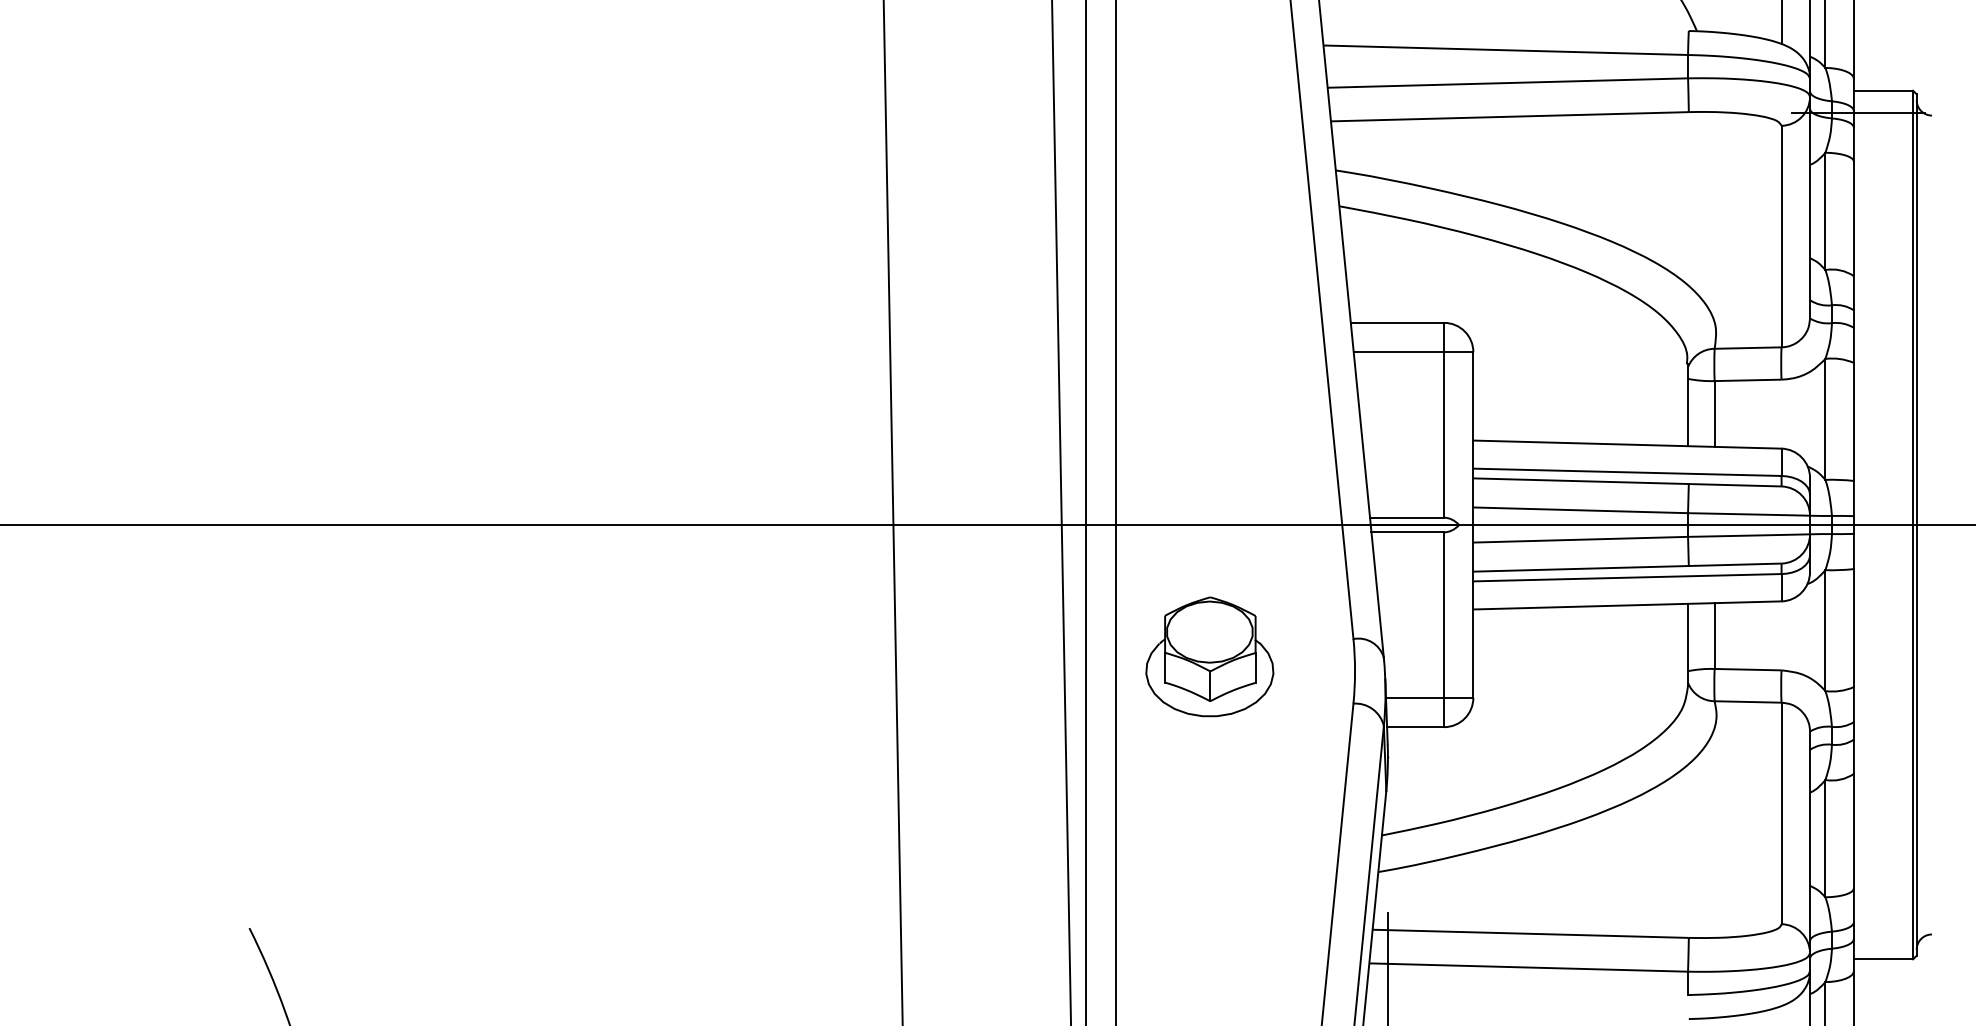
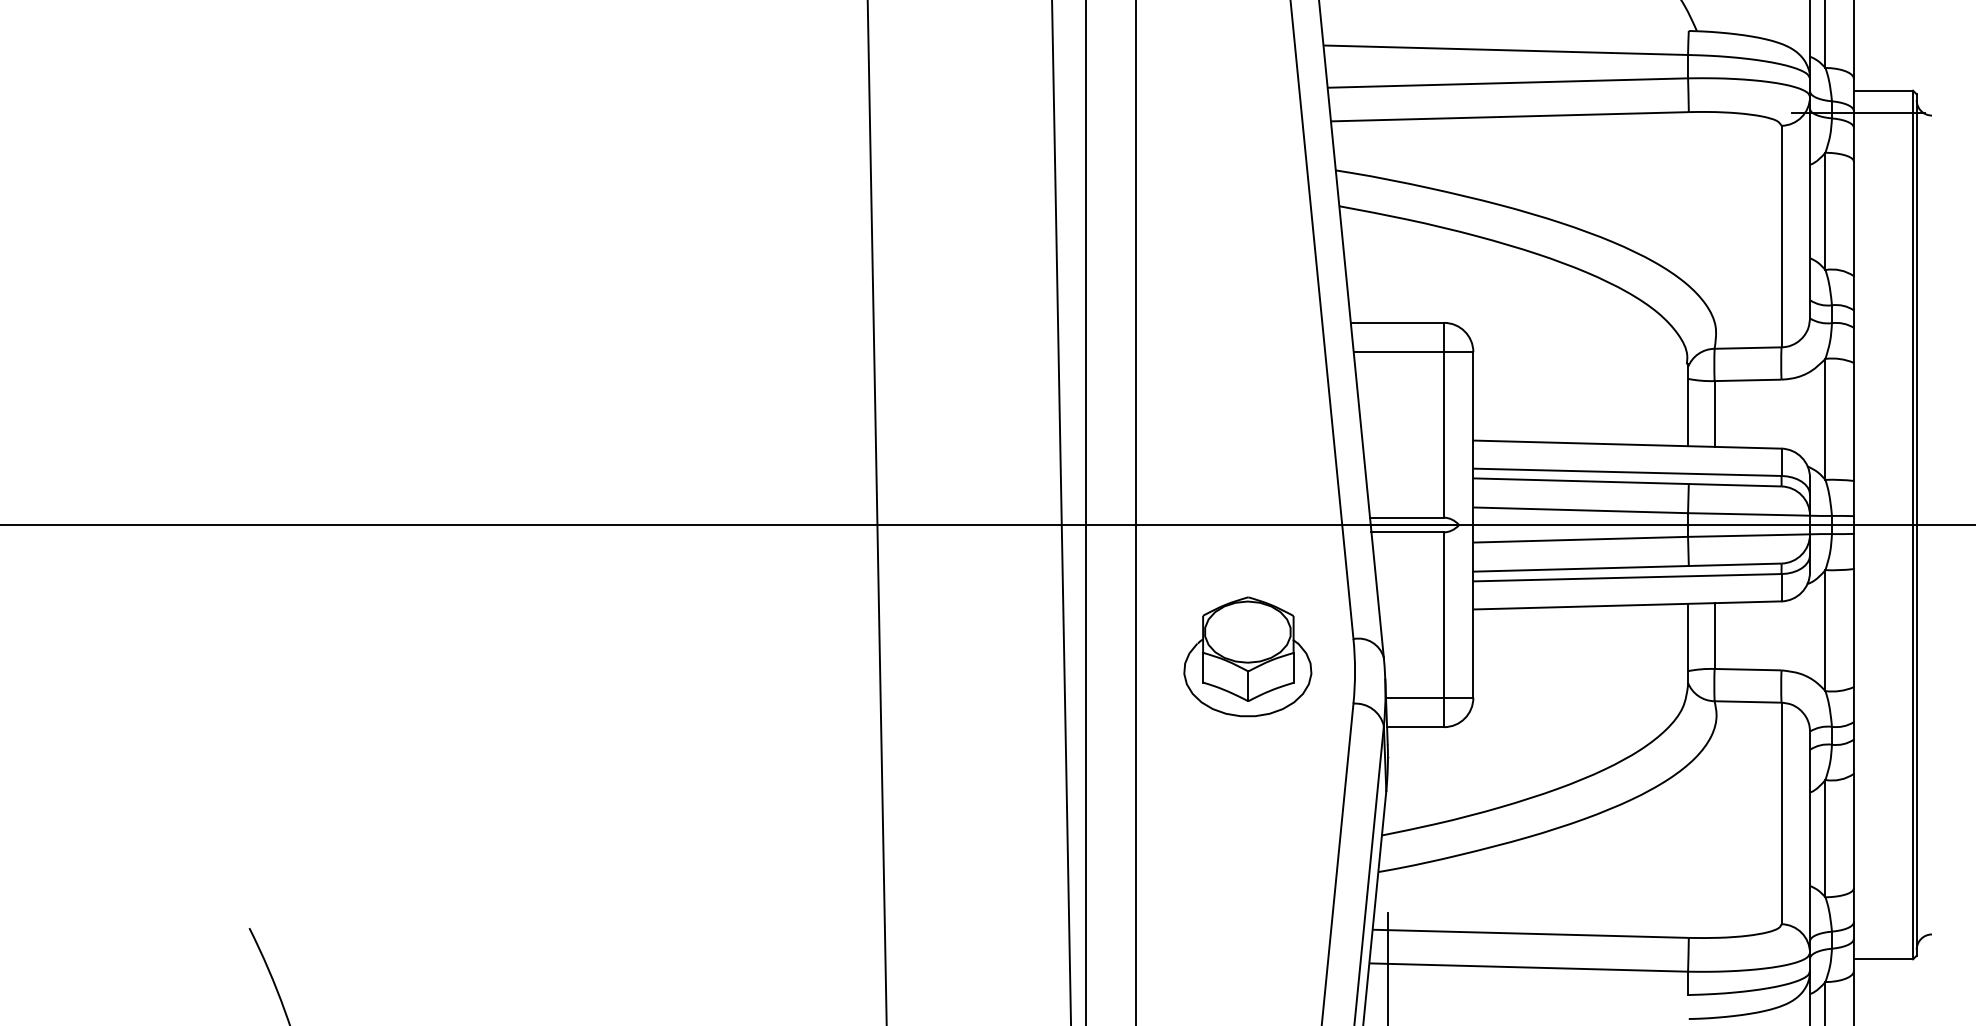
line: present -> none (1781, 23)
line position: (892, 512) -> (876, 512) (876, 512)
line position: (1116, 512) -> (1136, 512) (1136, 512)
part position: (1209, 656) -> (1247, 656) (1247, 656)
